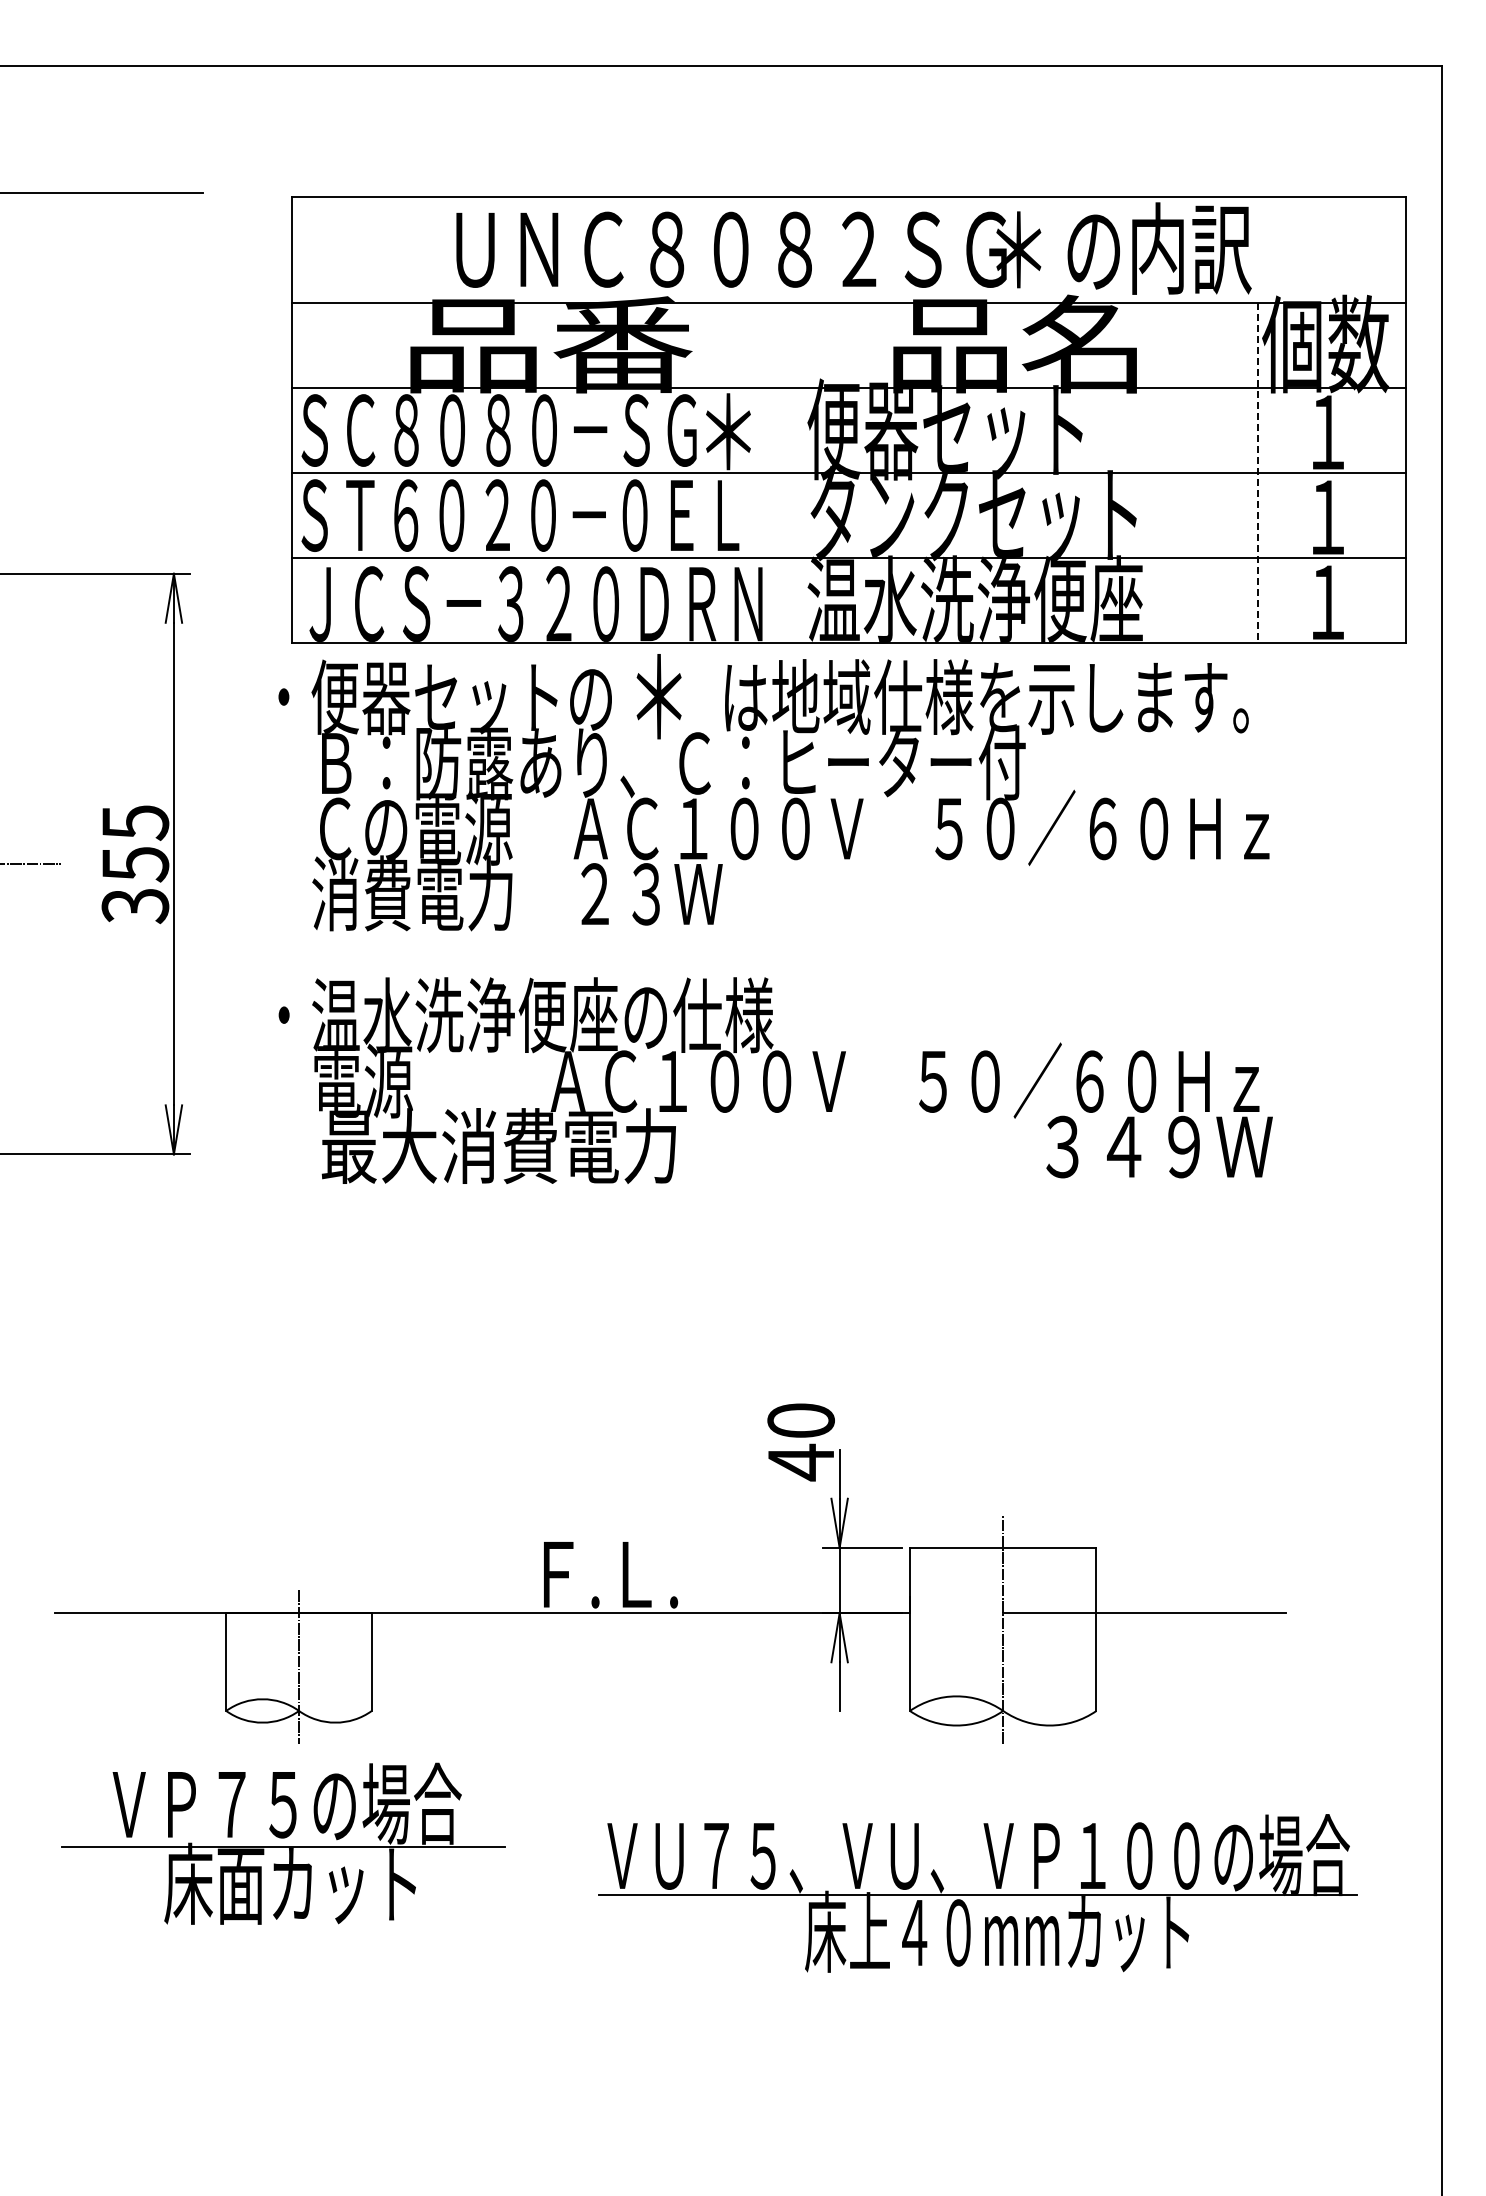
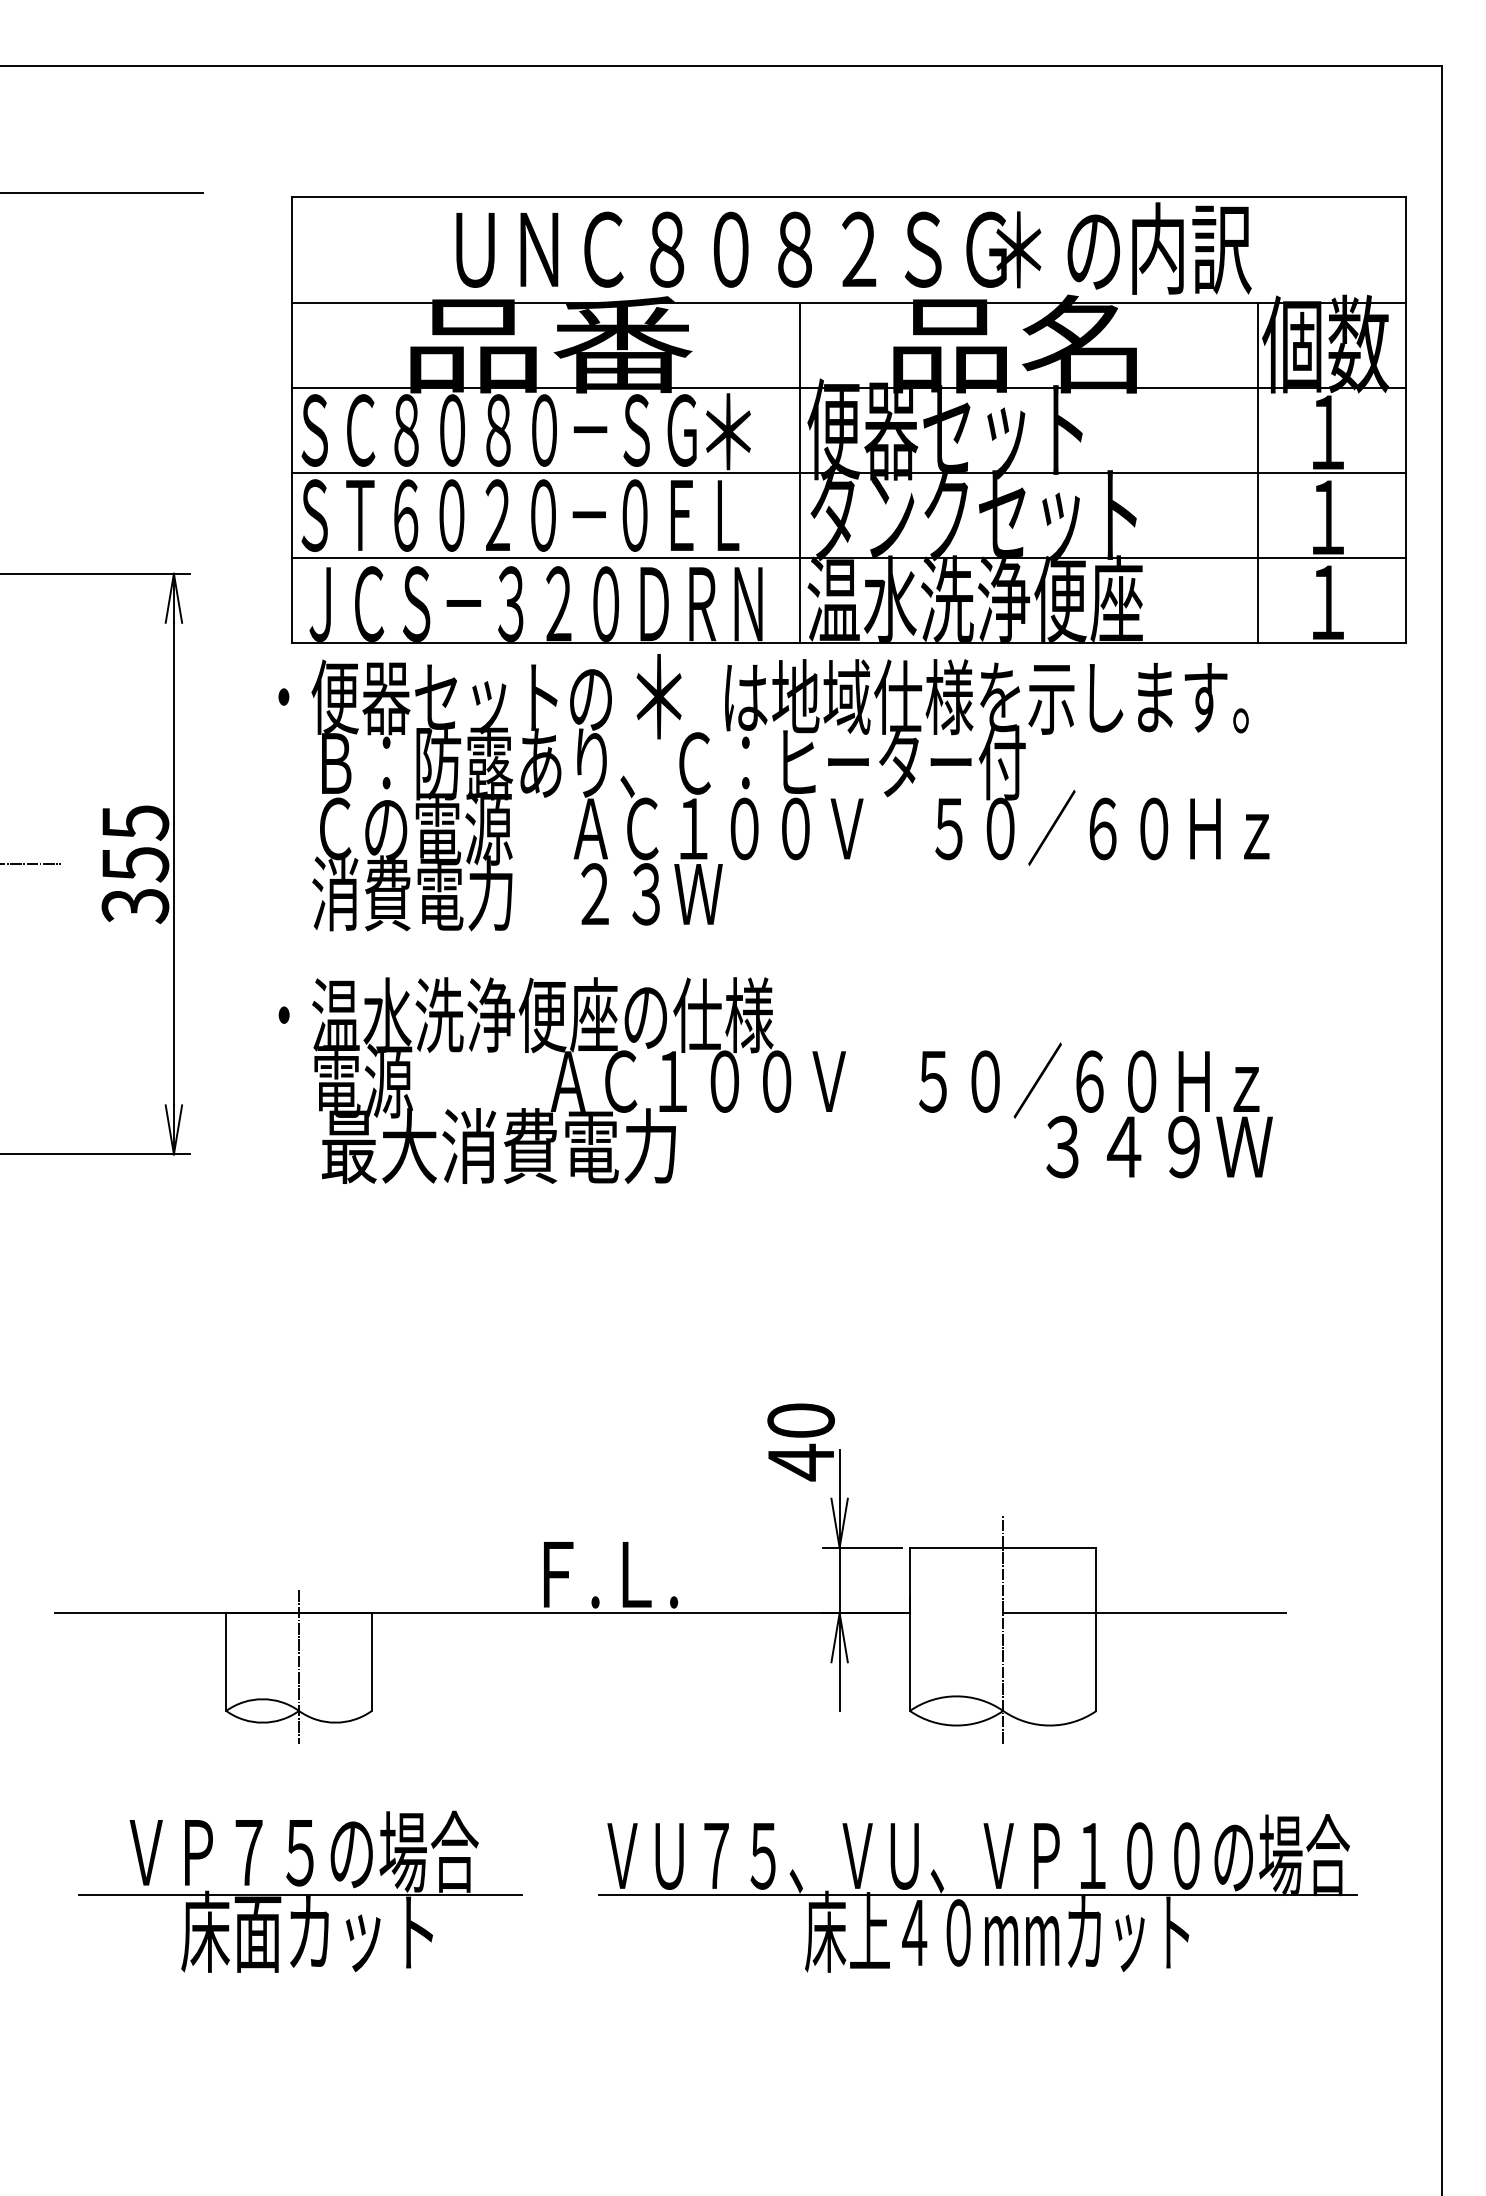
line: none -> present (800, 473)
line: dashed -> solid (1258, 473)
part position: (283, 1843) -> (300, 1891) (300, 1891)
